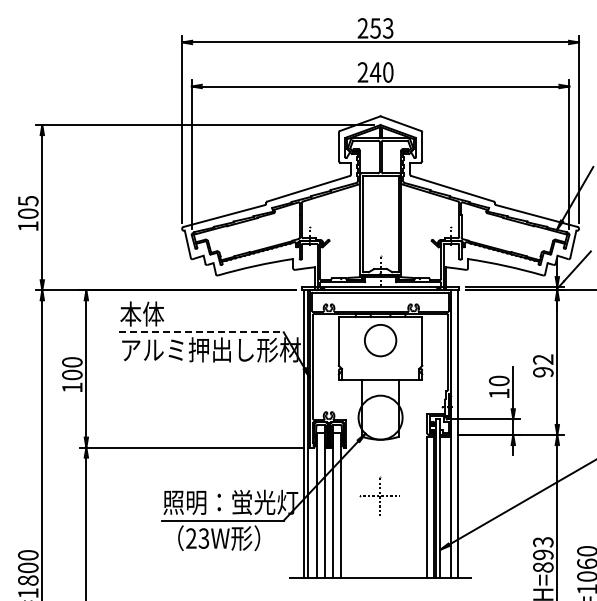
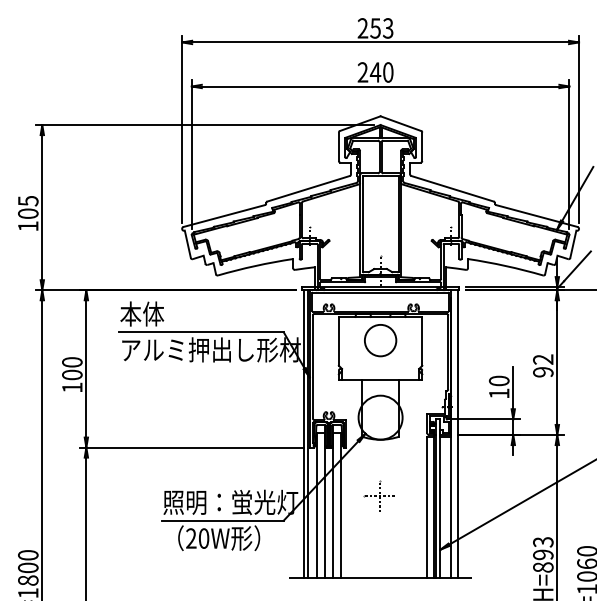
line: dashed -> solid (202, 332)
part size: 41x40 px -> 32x32 px (378, 495)
text: 23W -> 20W (203, 538)
